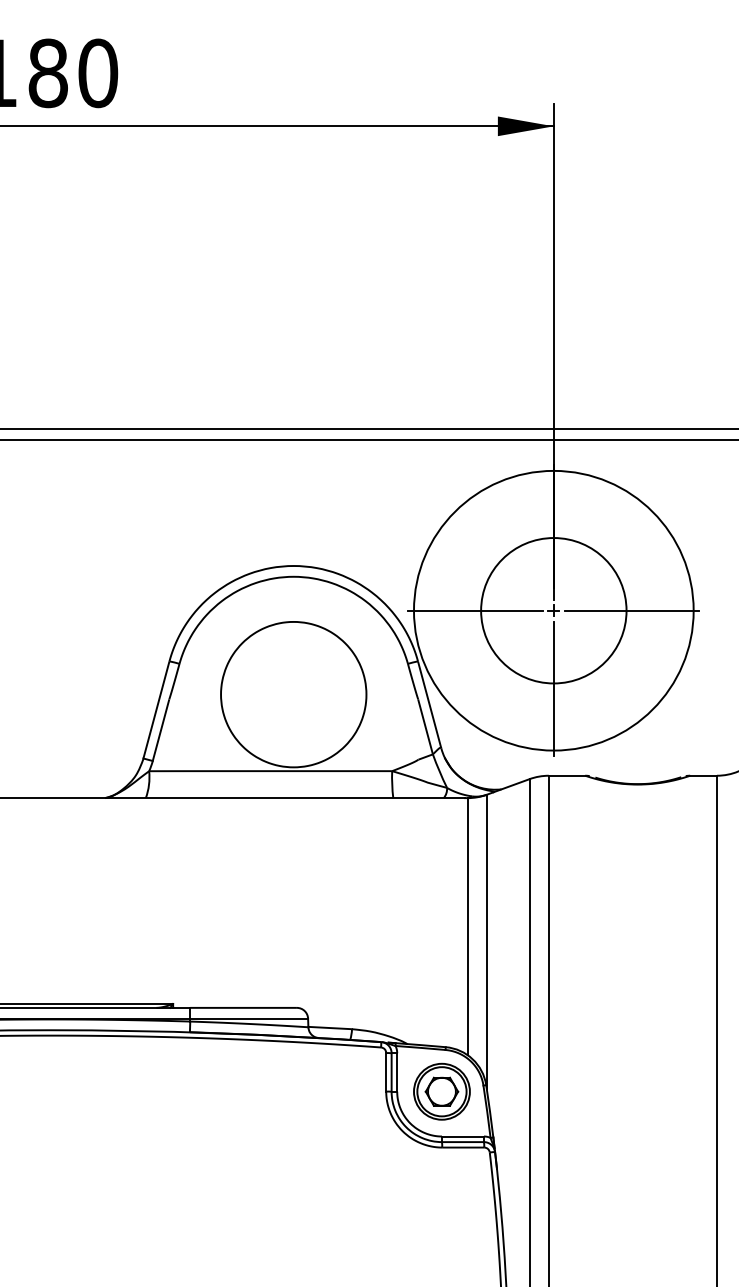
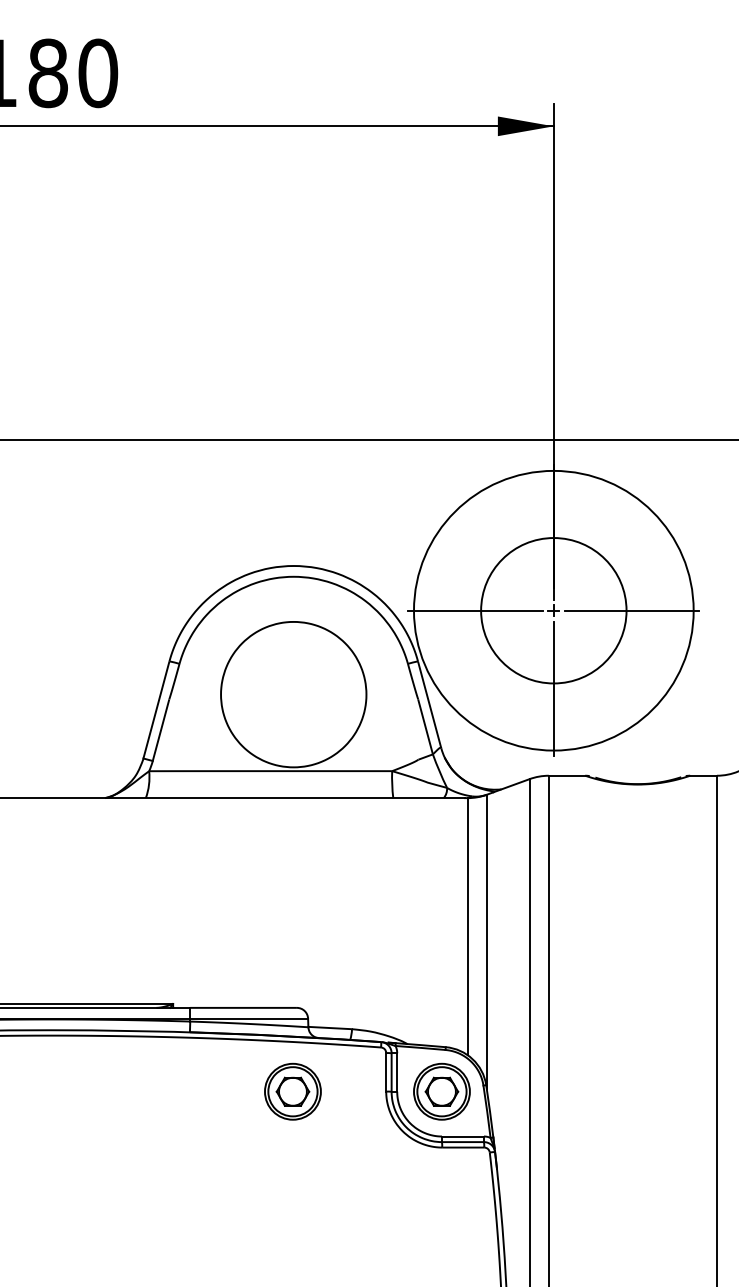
line: present -> none (368, 428)
part: none -> present (292, 1091)
